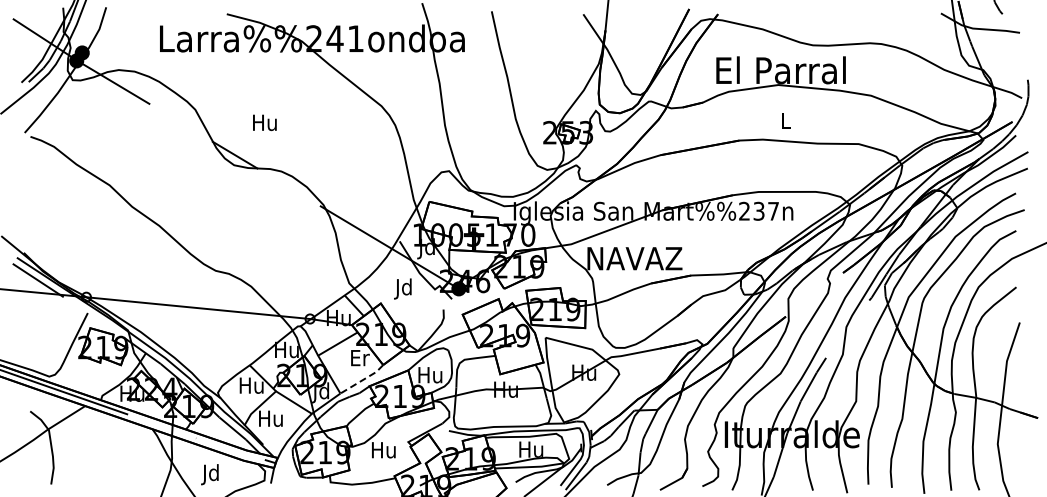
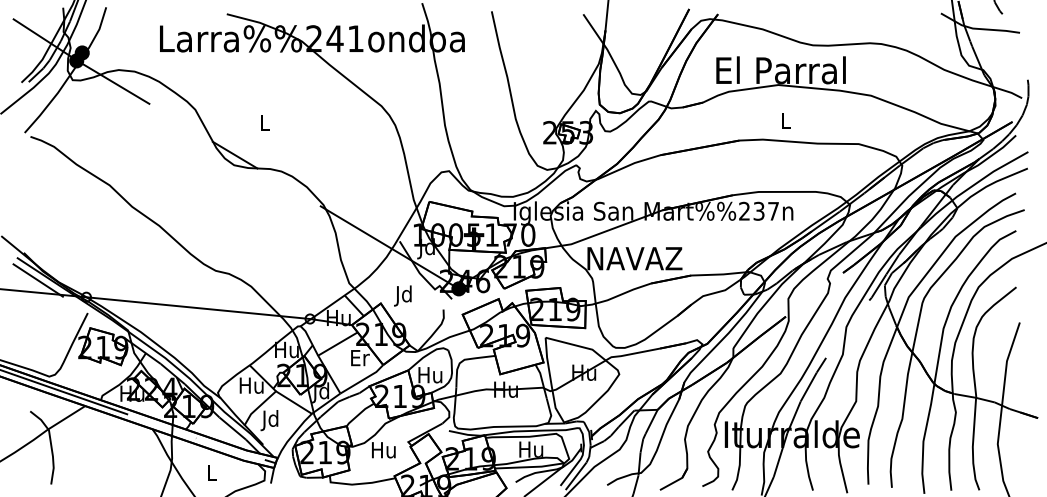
text: Hu -> L (264, 122)
text position: (402, 288) -> (402, 295) (402, 295)
line: dashed -> solid (362, 380)
text: Hu -> Jd (270, 420)
text: Jd -> L (209, 474)
